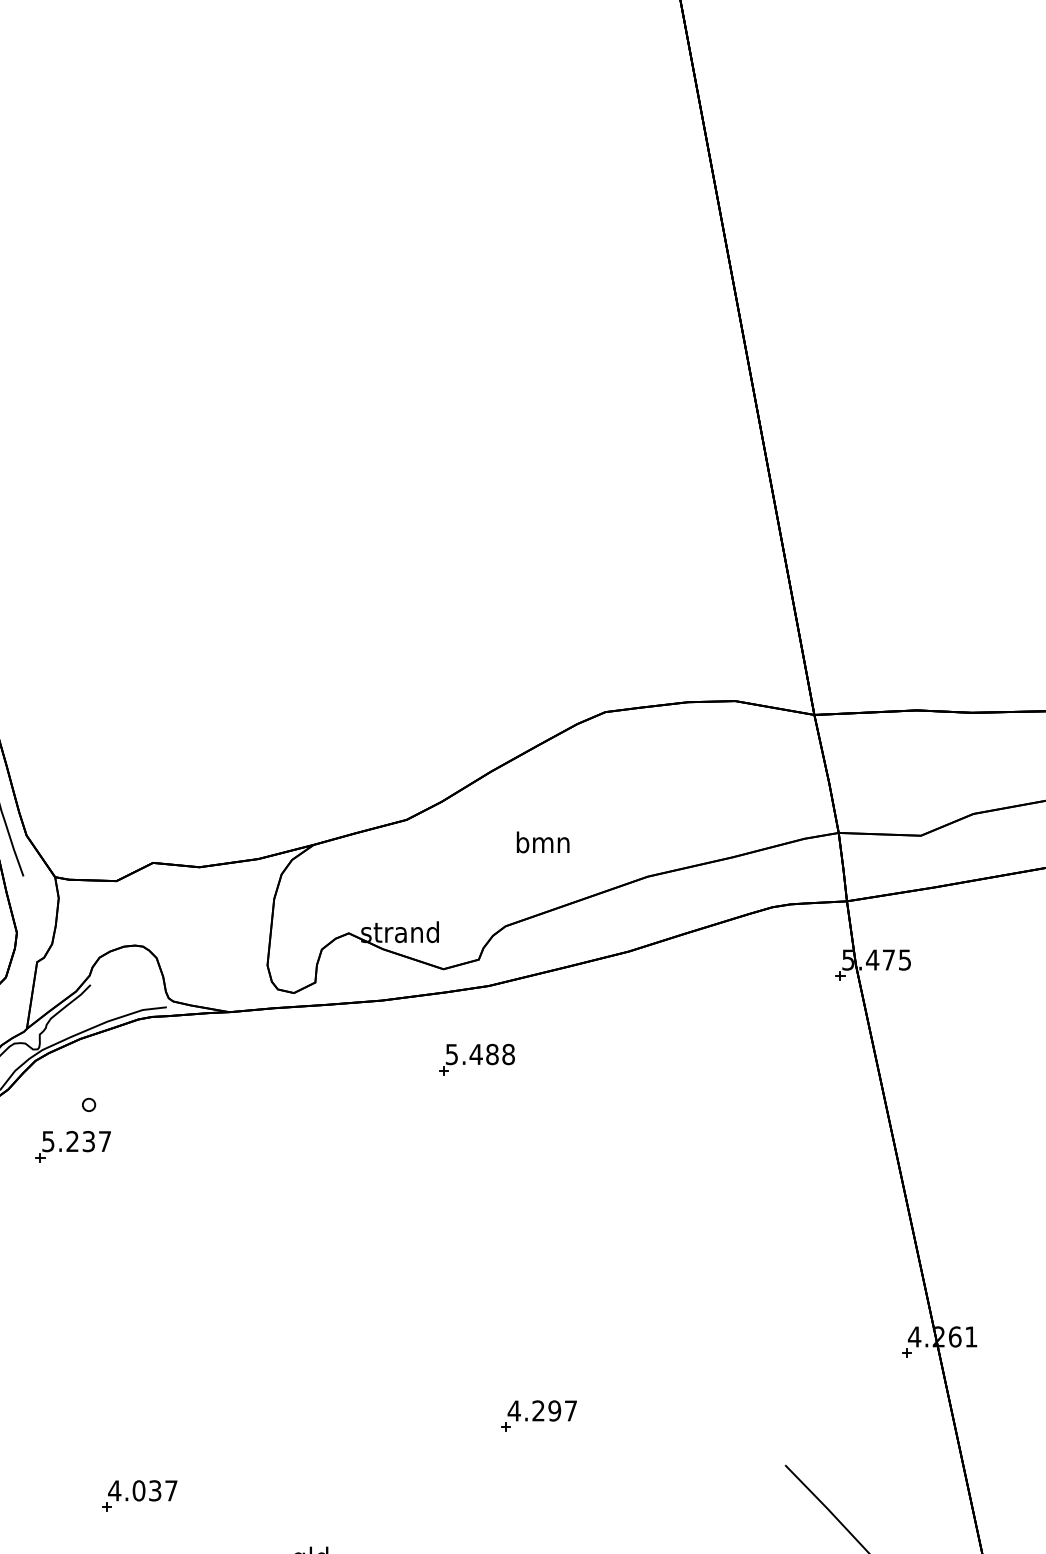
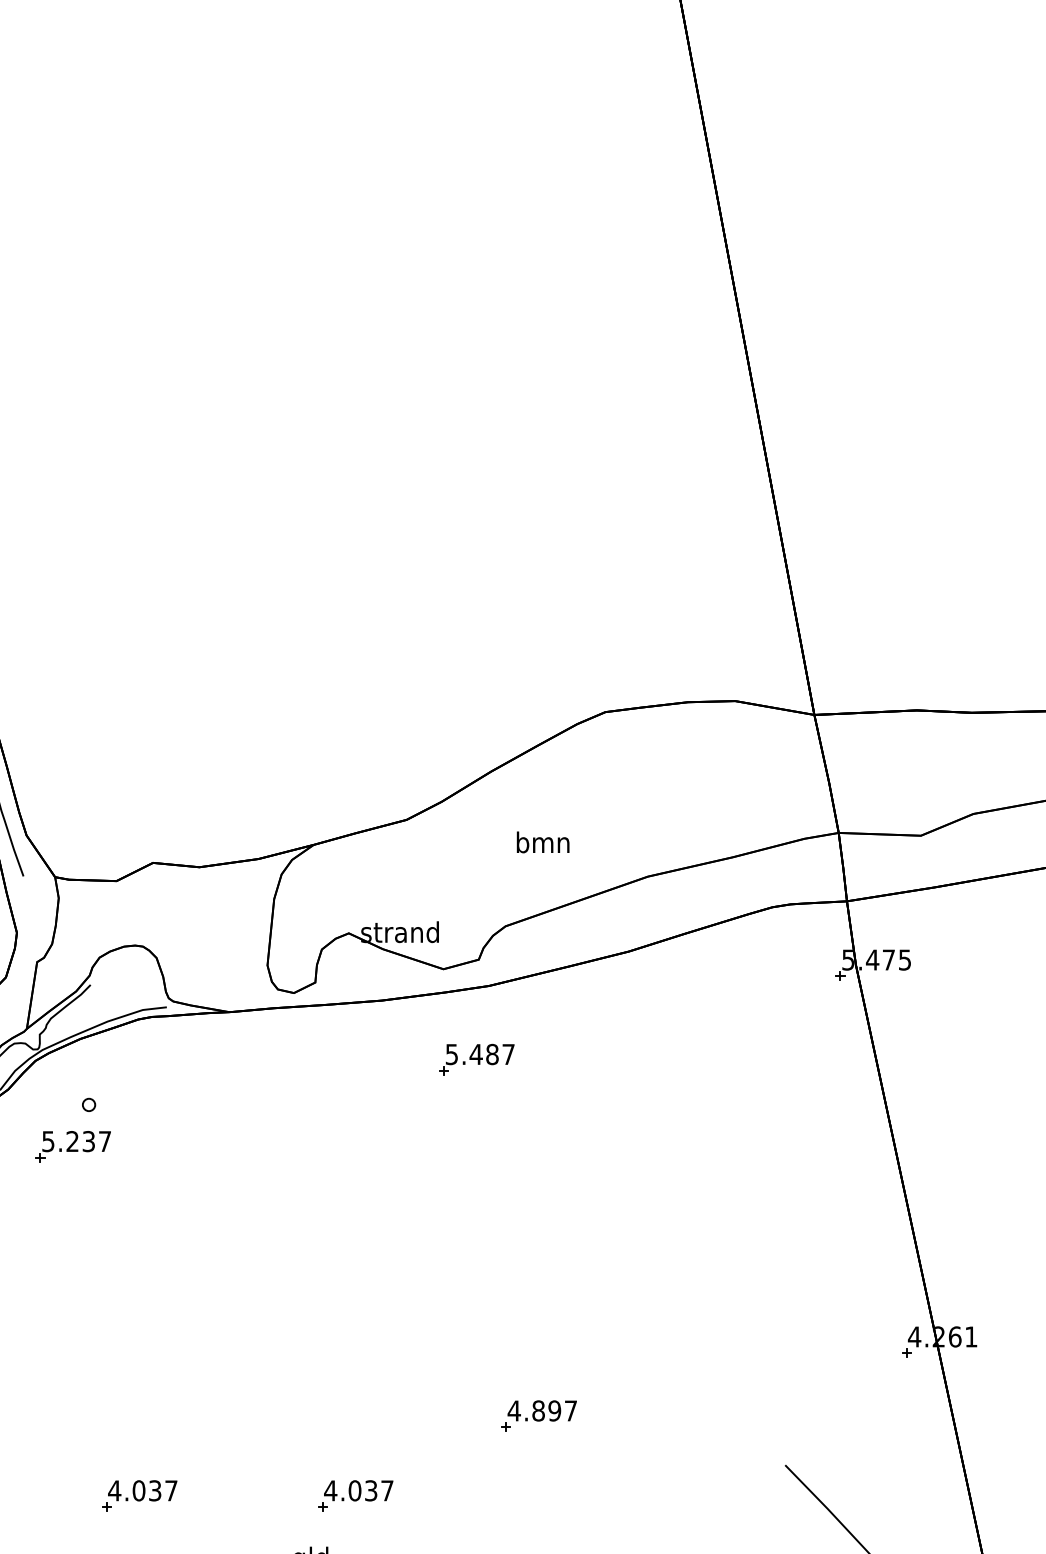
text: 5.488 -> 5.487 (508, 1054)
text: 4.297 -> 4.897 (538, 1410)
part: none -> present (355, 1495)
